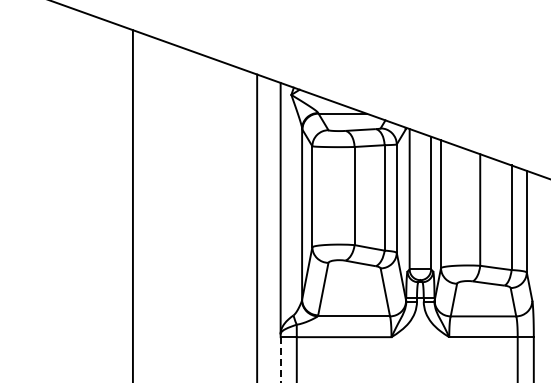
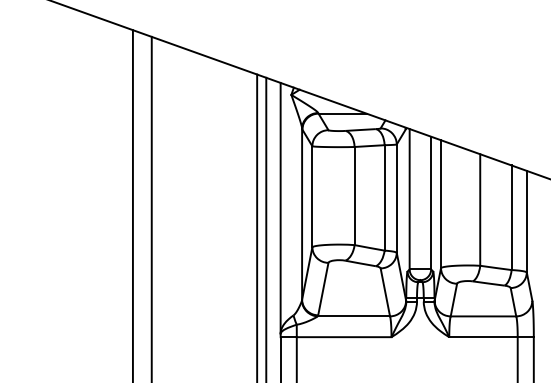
line: none -> present (151, 207)
line: none -> present (266, 228)
line: dashed -> solid (280, 360)
